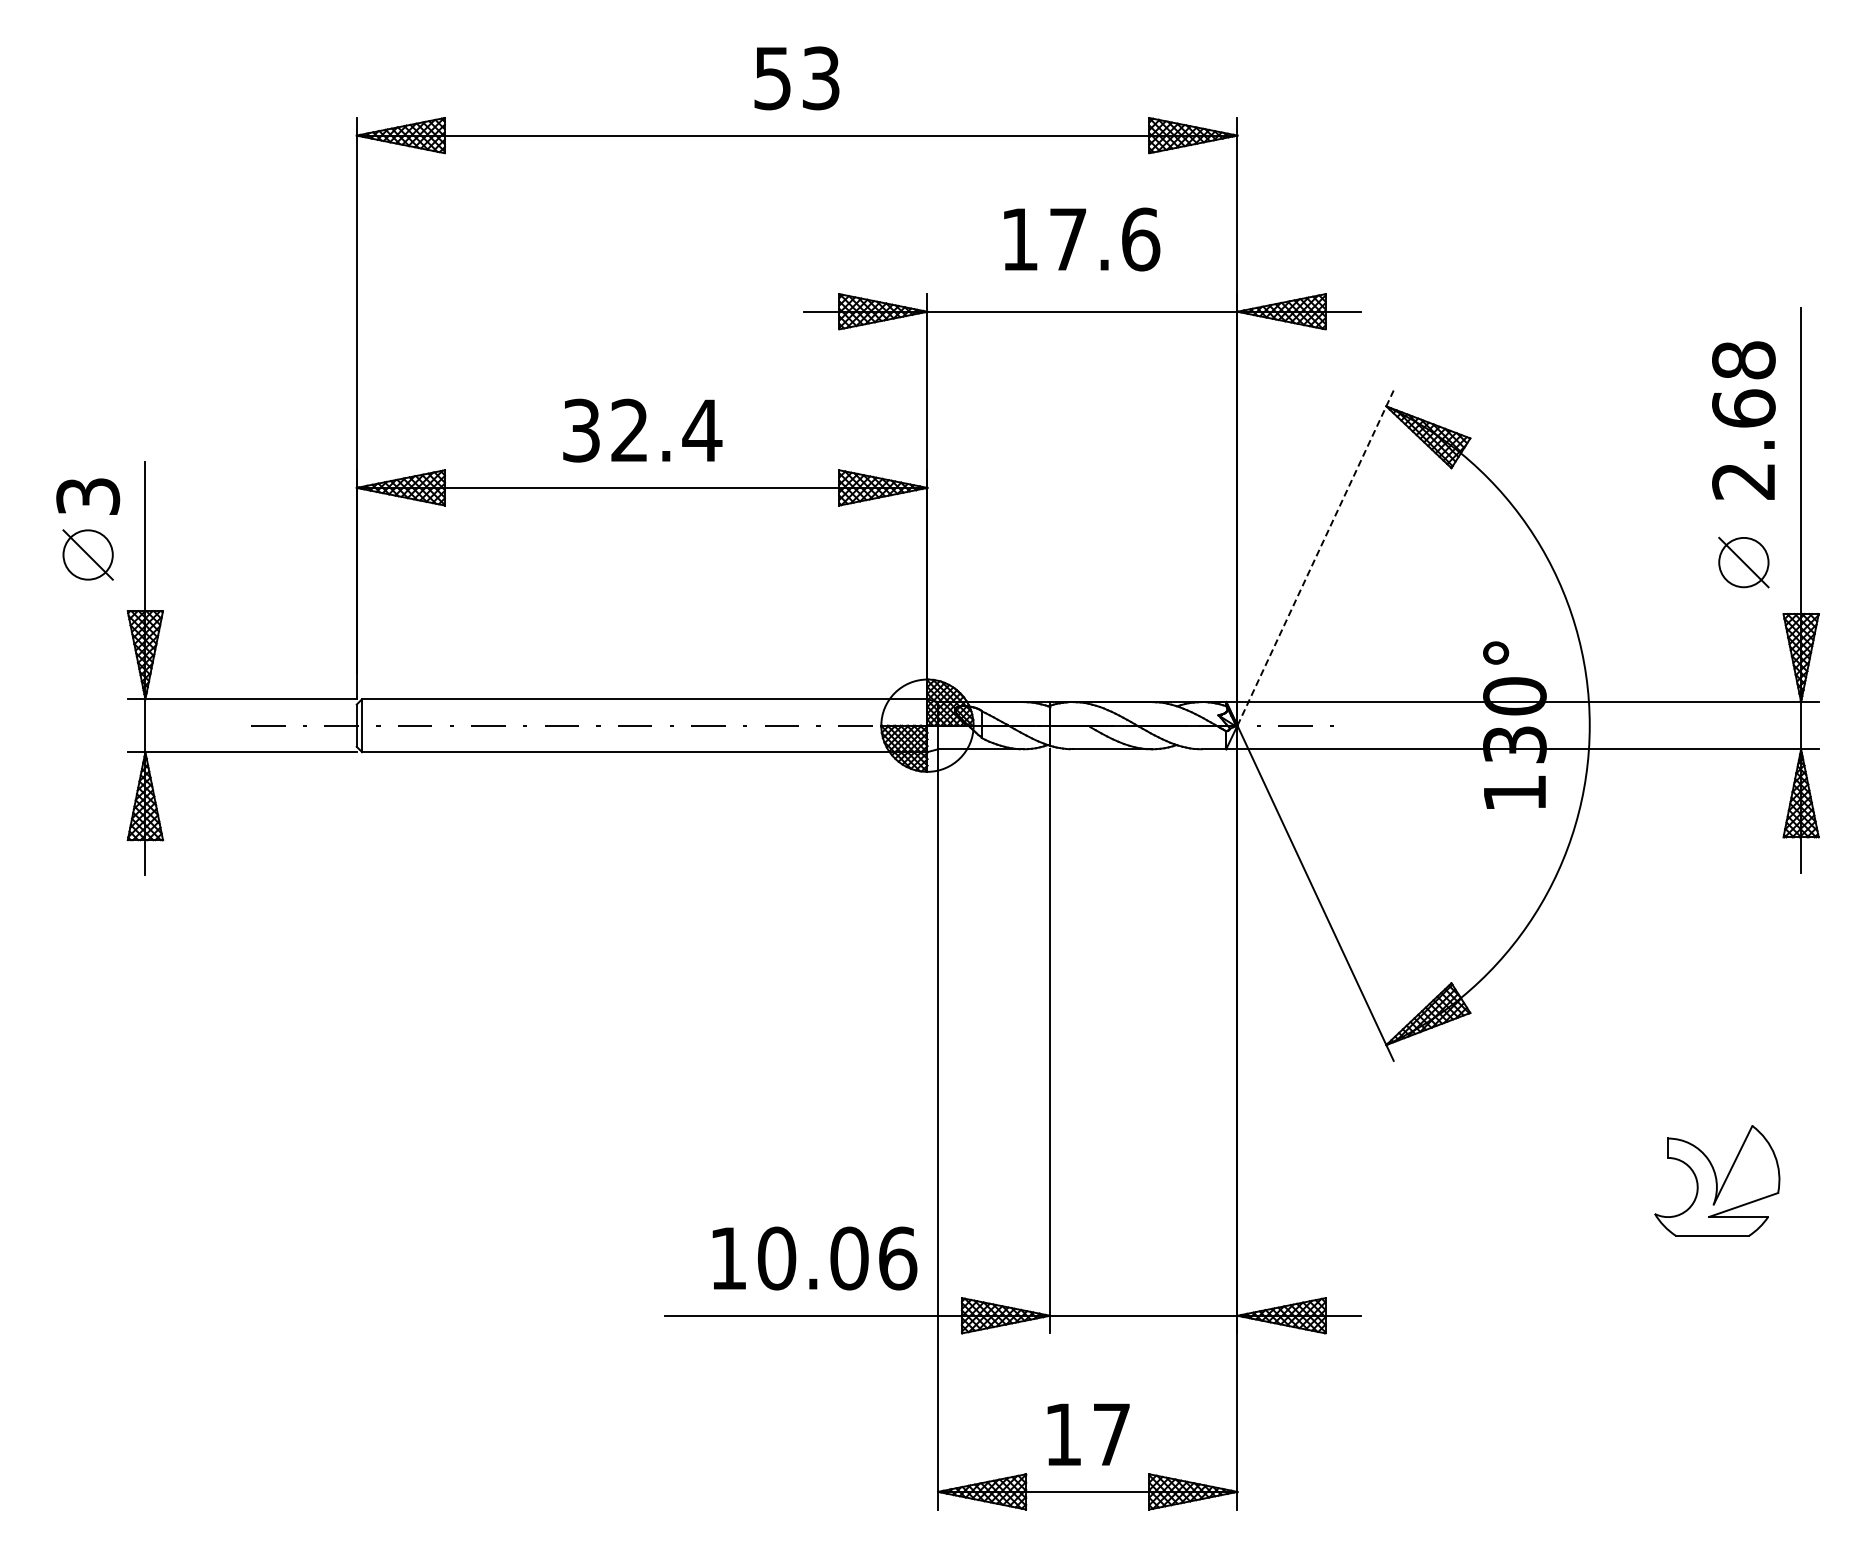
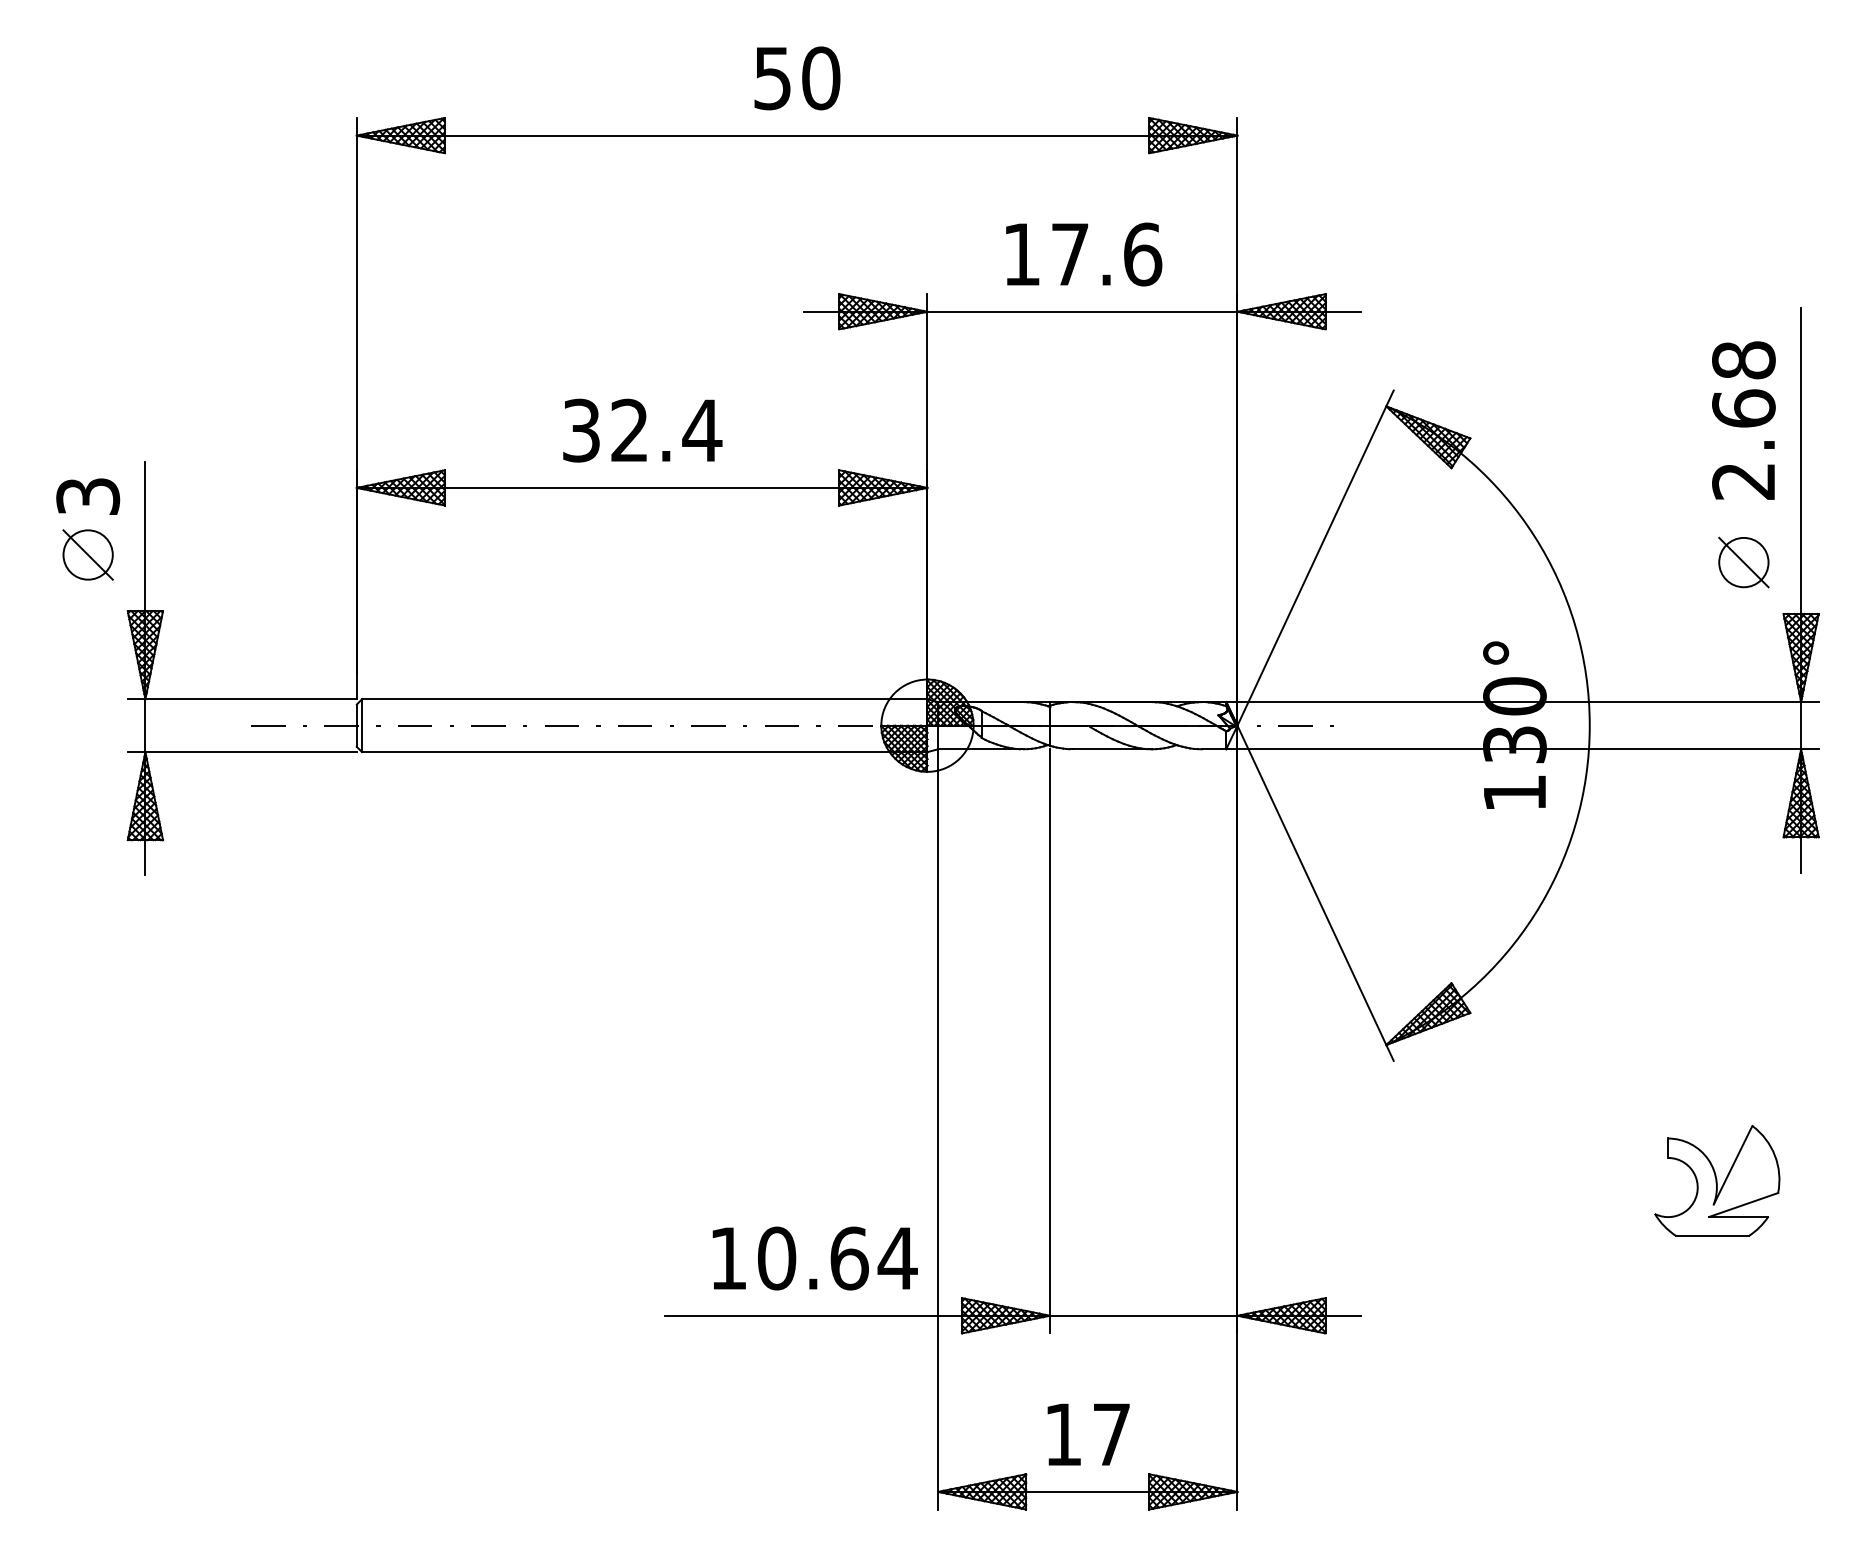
text: 53 -> 50 (821, 78)
text position: (1082, 239) -> (1084, 254) (1084, 254)
line: dashed -> solid (1315, 558)
text: 10.06 -> 10.64 (873, 1258)
